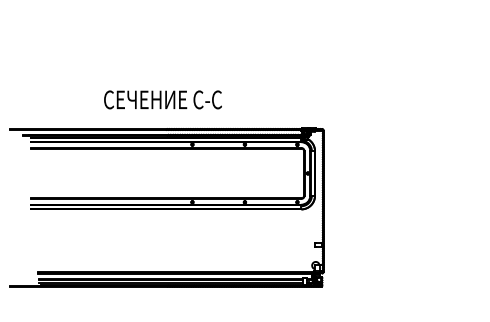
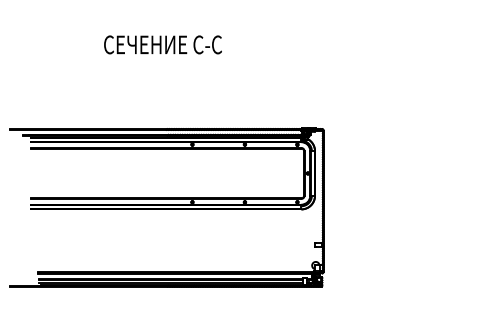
text position: (162, 99) -> (162, 44) (162, 44)
